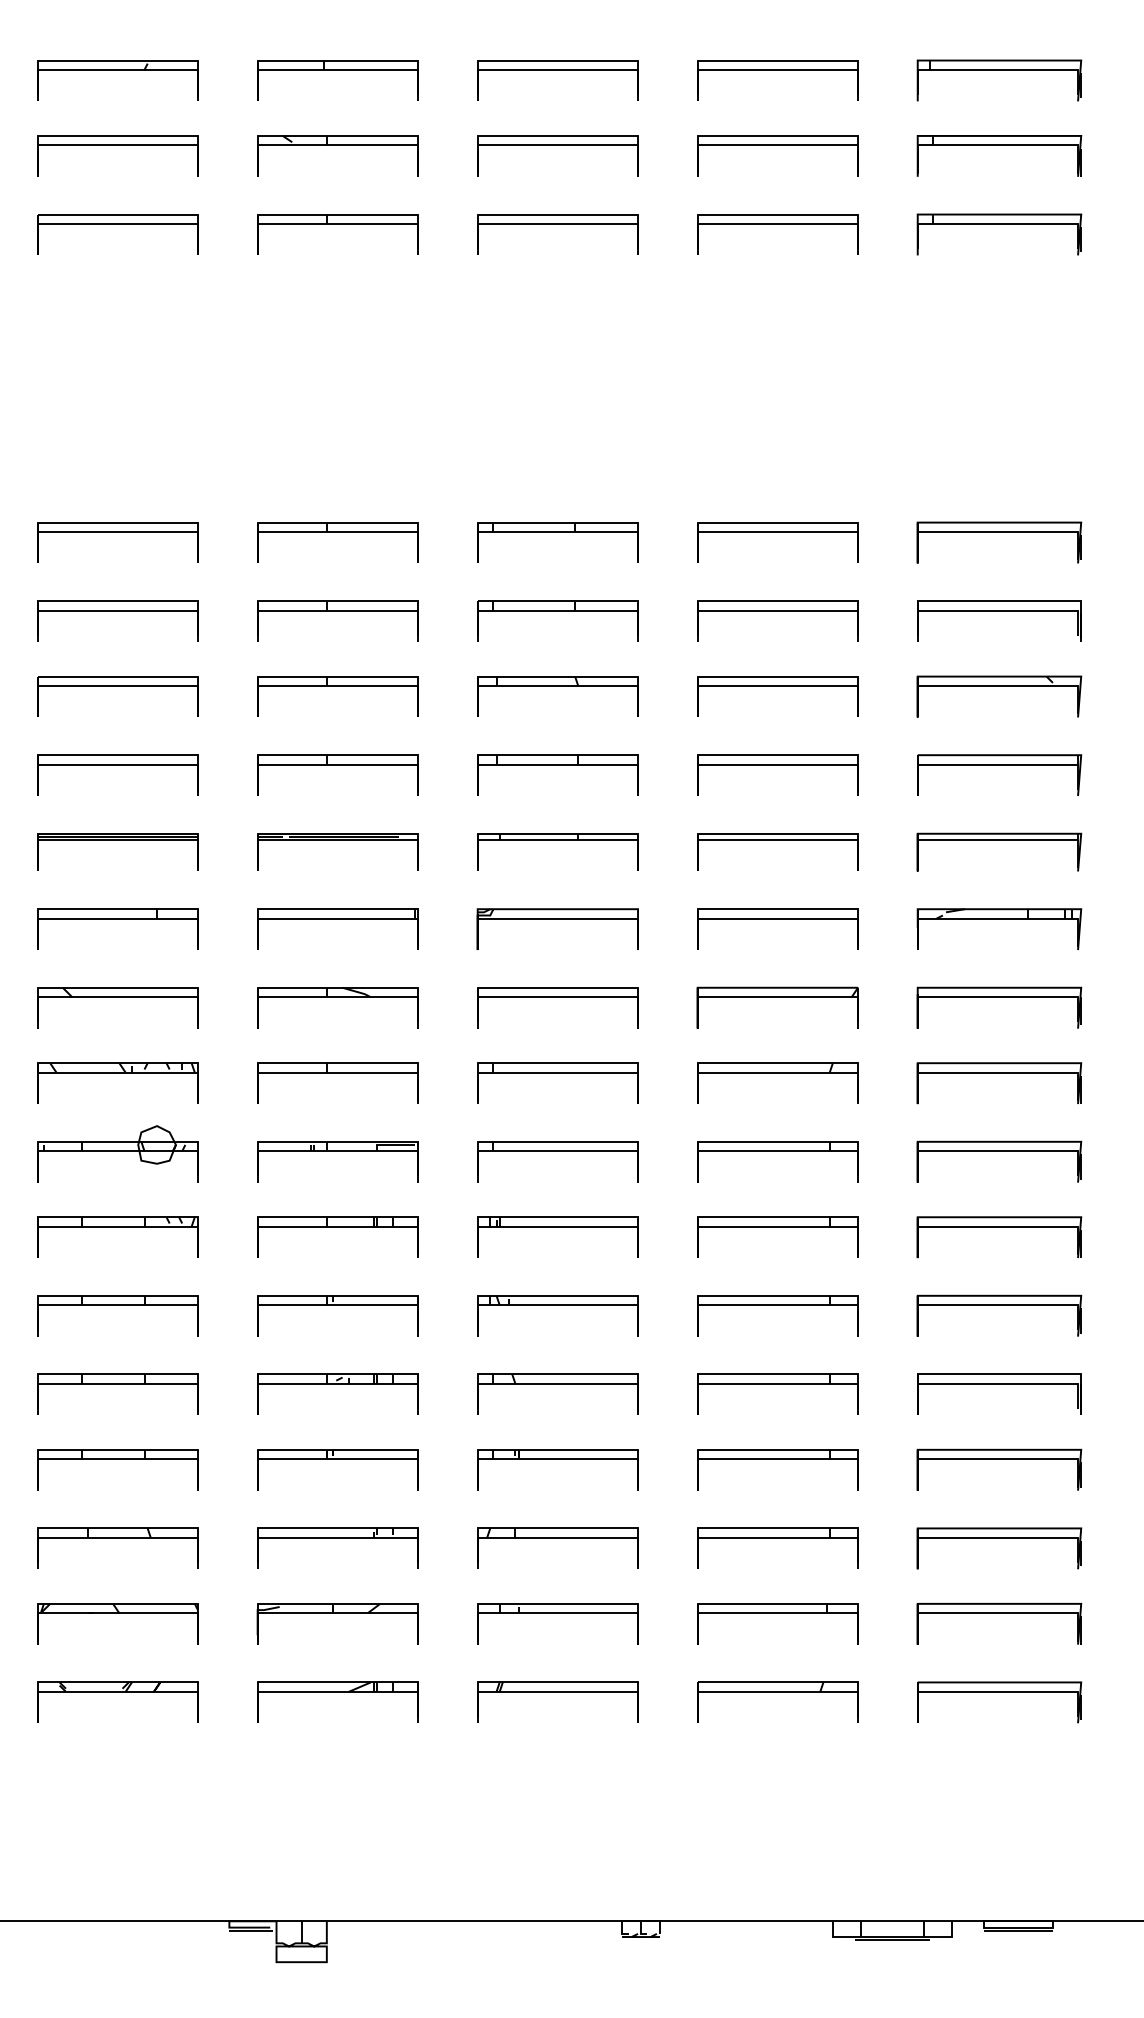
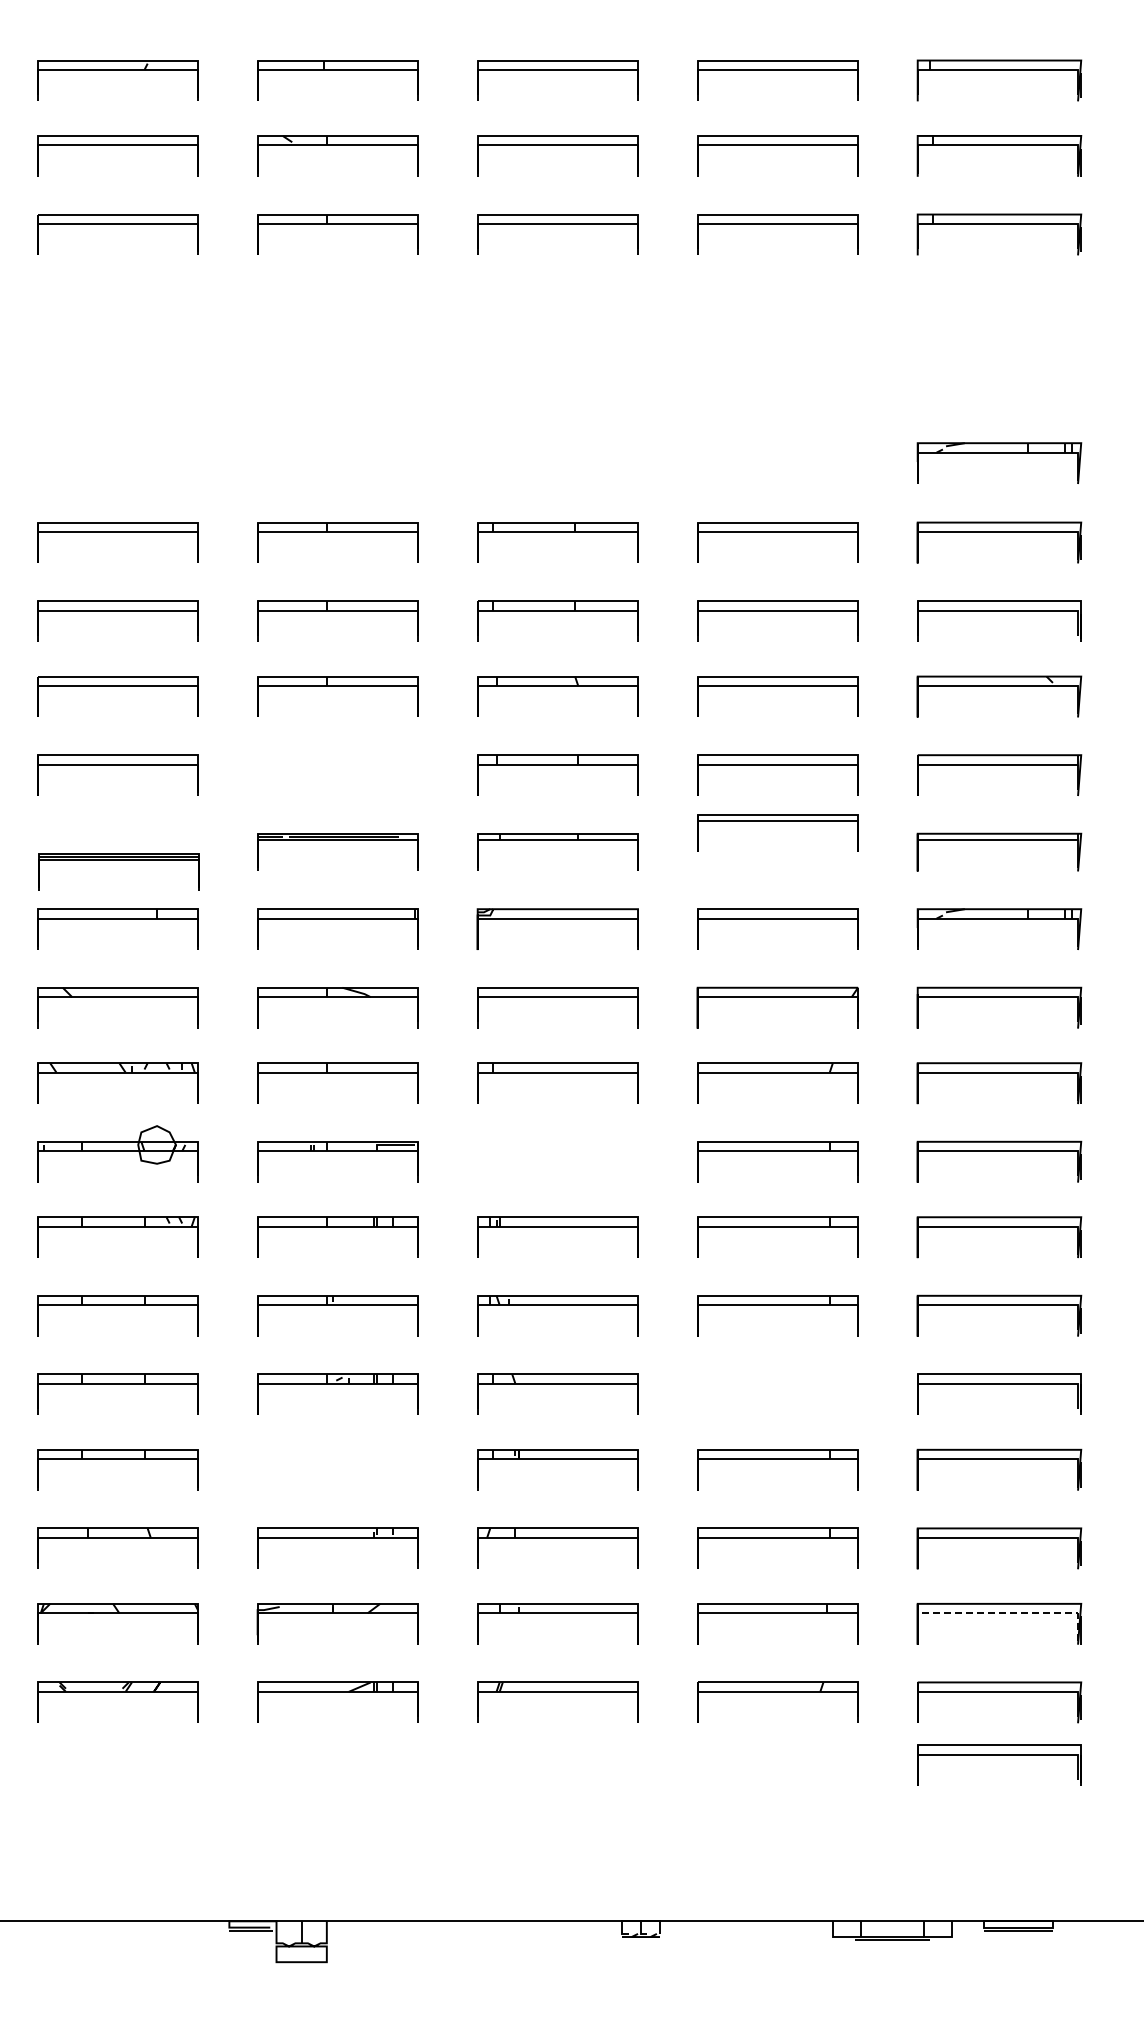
part: none -> present (999, 453)
part: present -> none (337, 765)
part position: (117, 840) -> (118, 860) (118, 860)
part position: (777, 840) -> (777, 821) (777, 821)
part: present -> none (557, 1151)
part: present -> none (777, 1384)
part: present -> none (337, 1459)
line: solid -> dashed (998, 1613)
part: none -> present (999, 1755)
